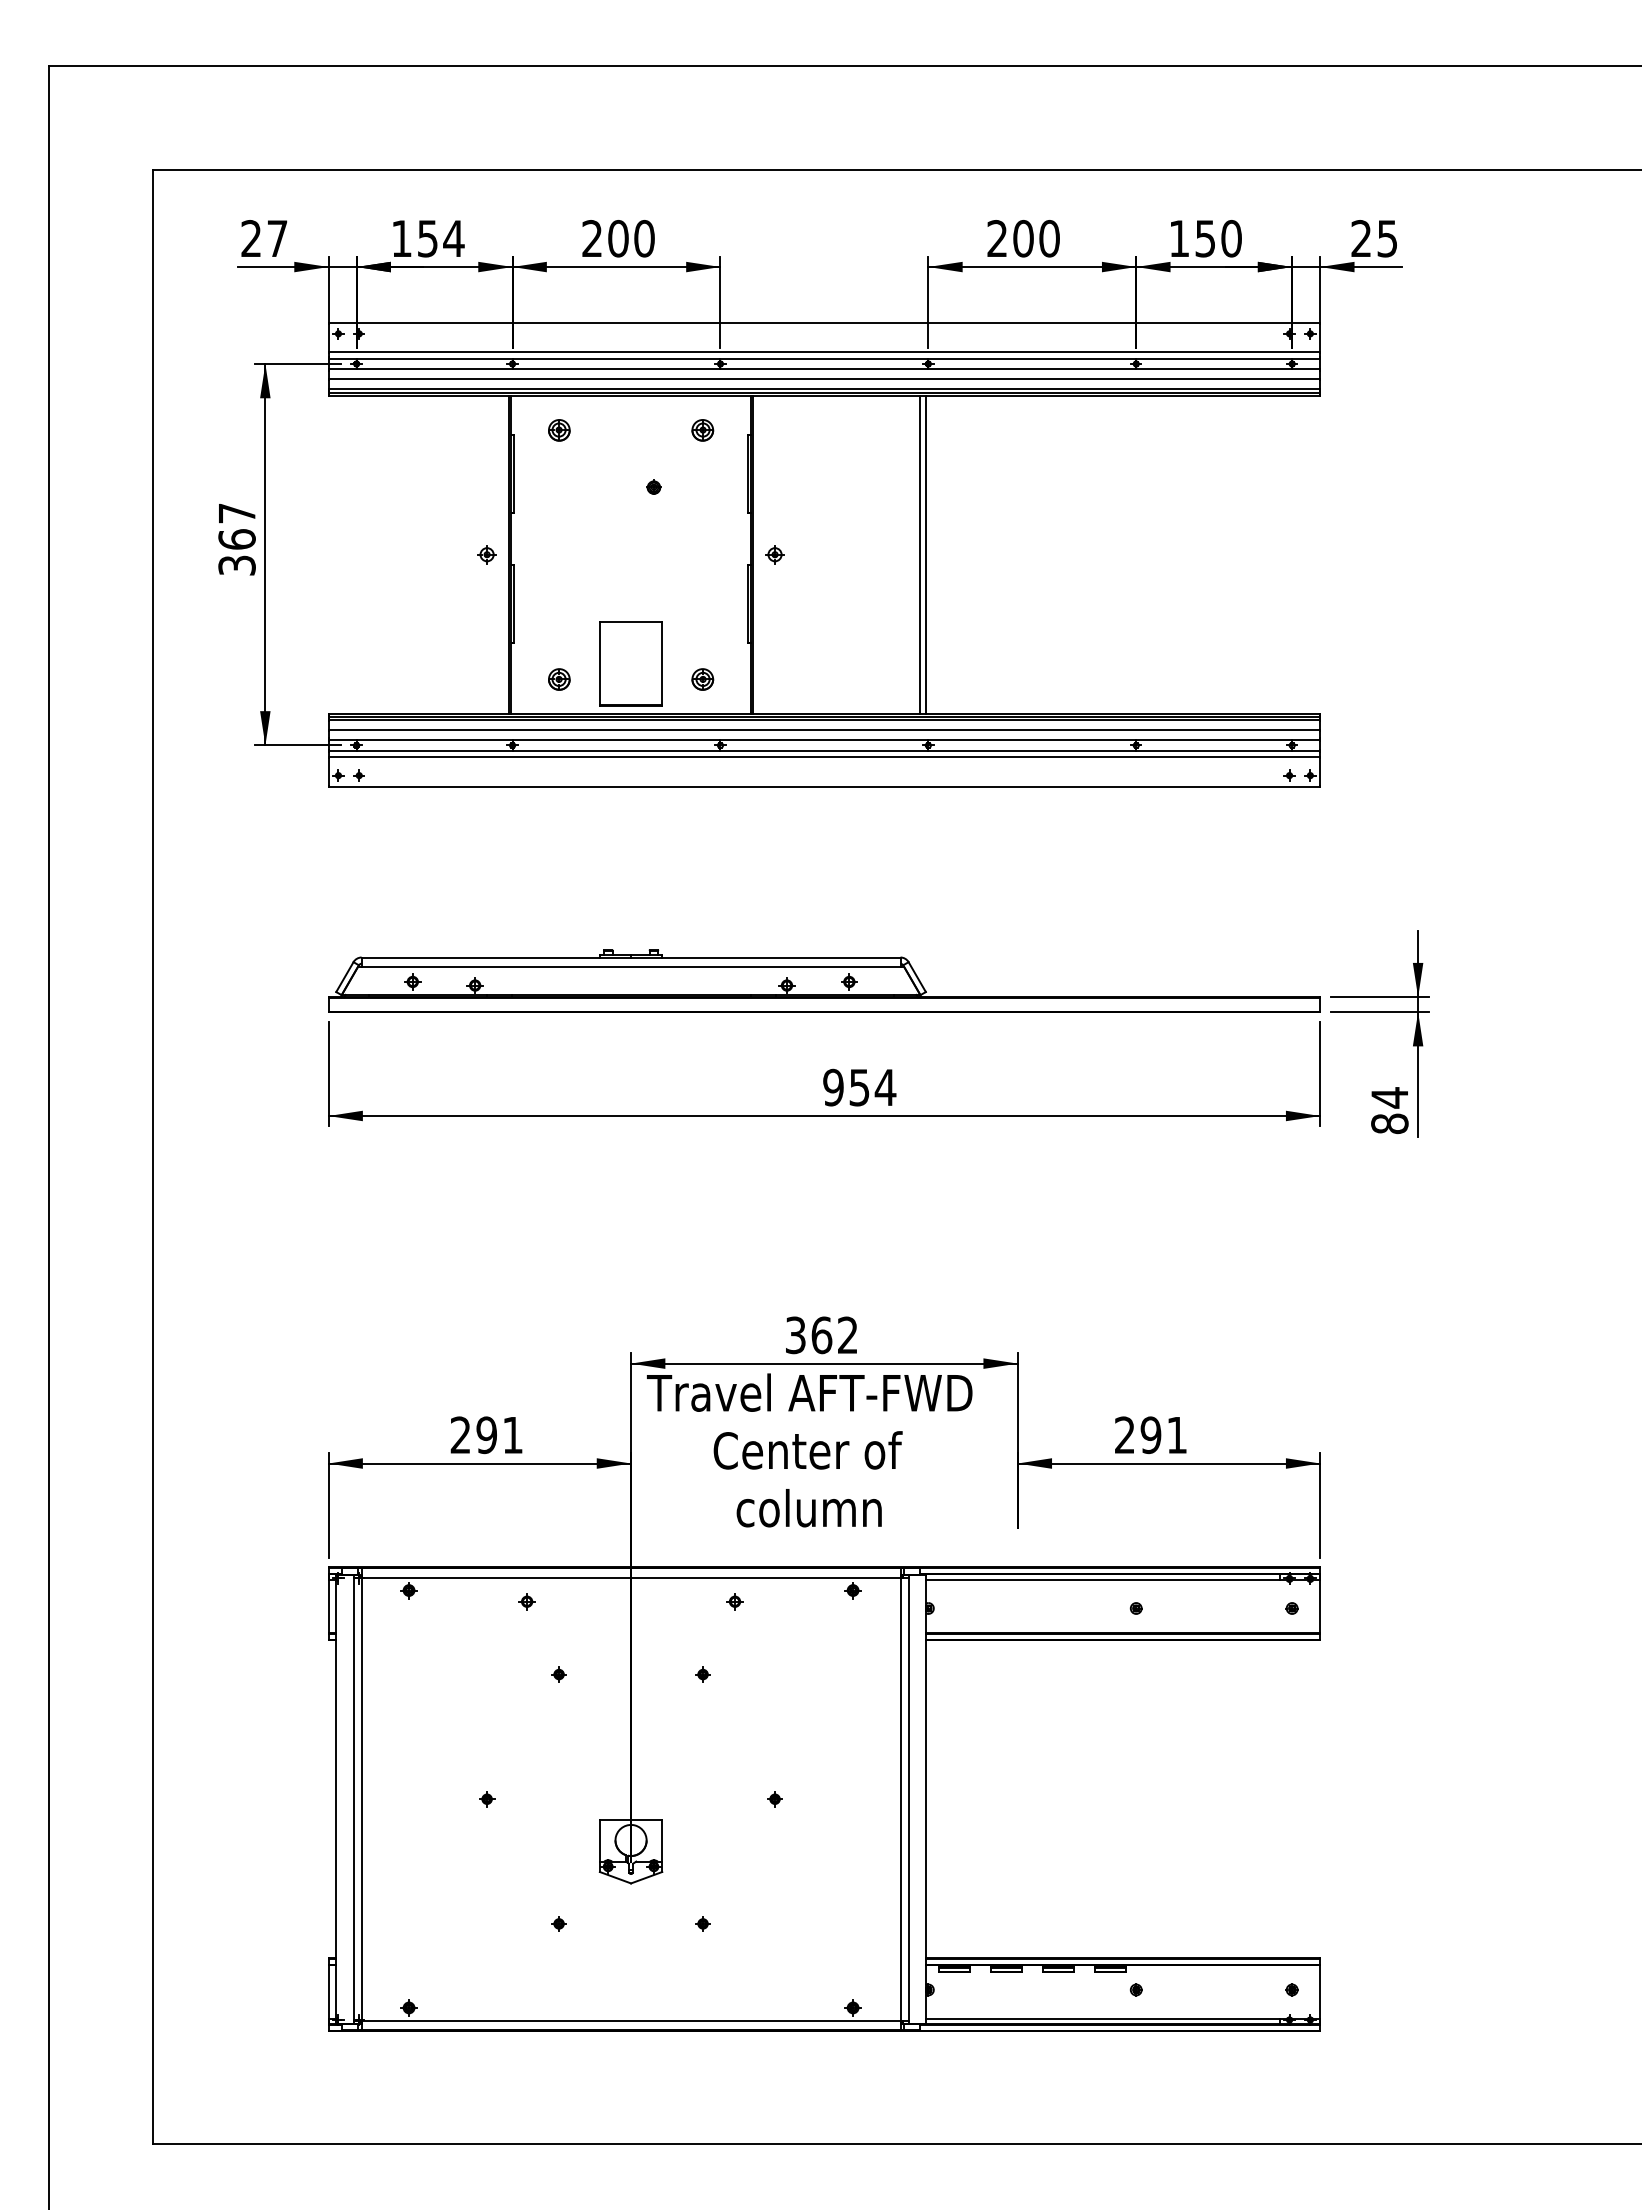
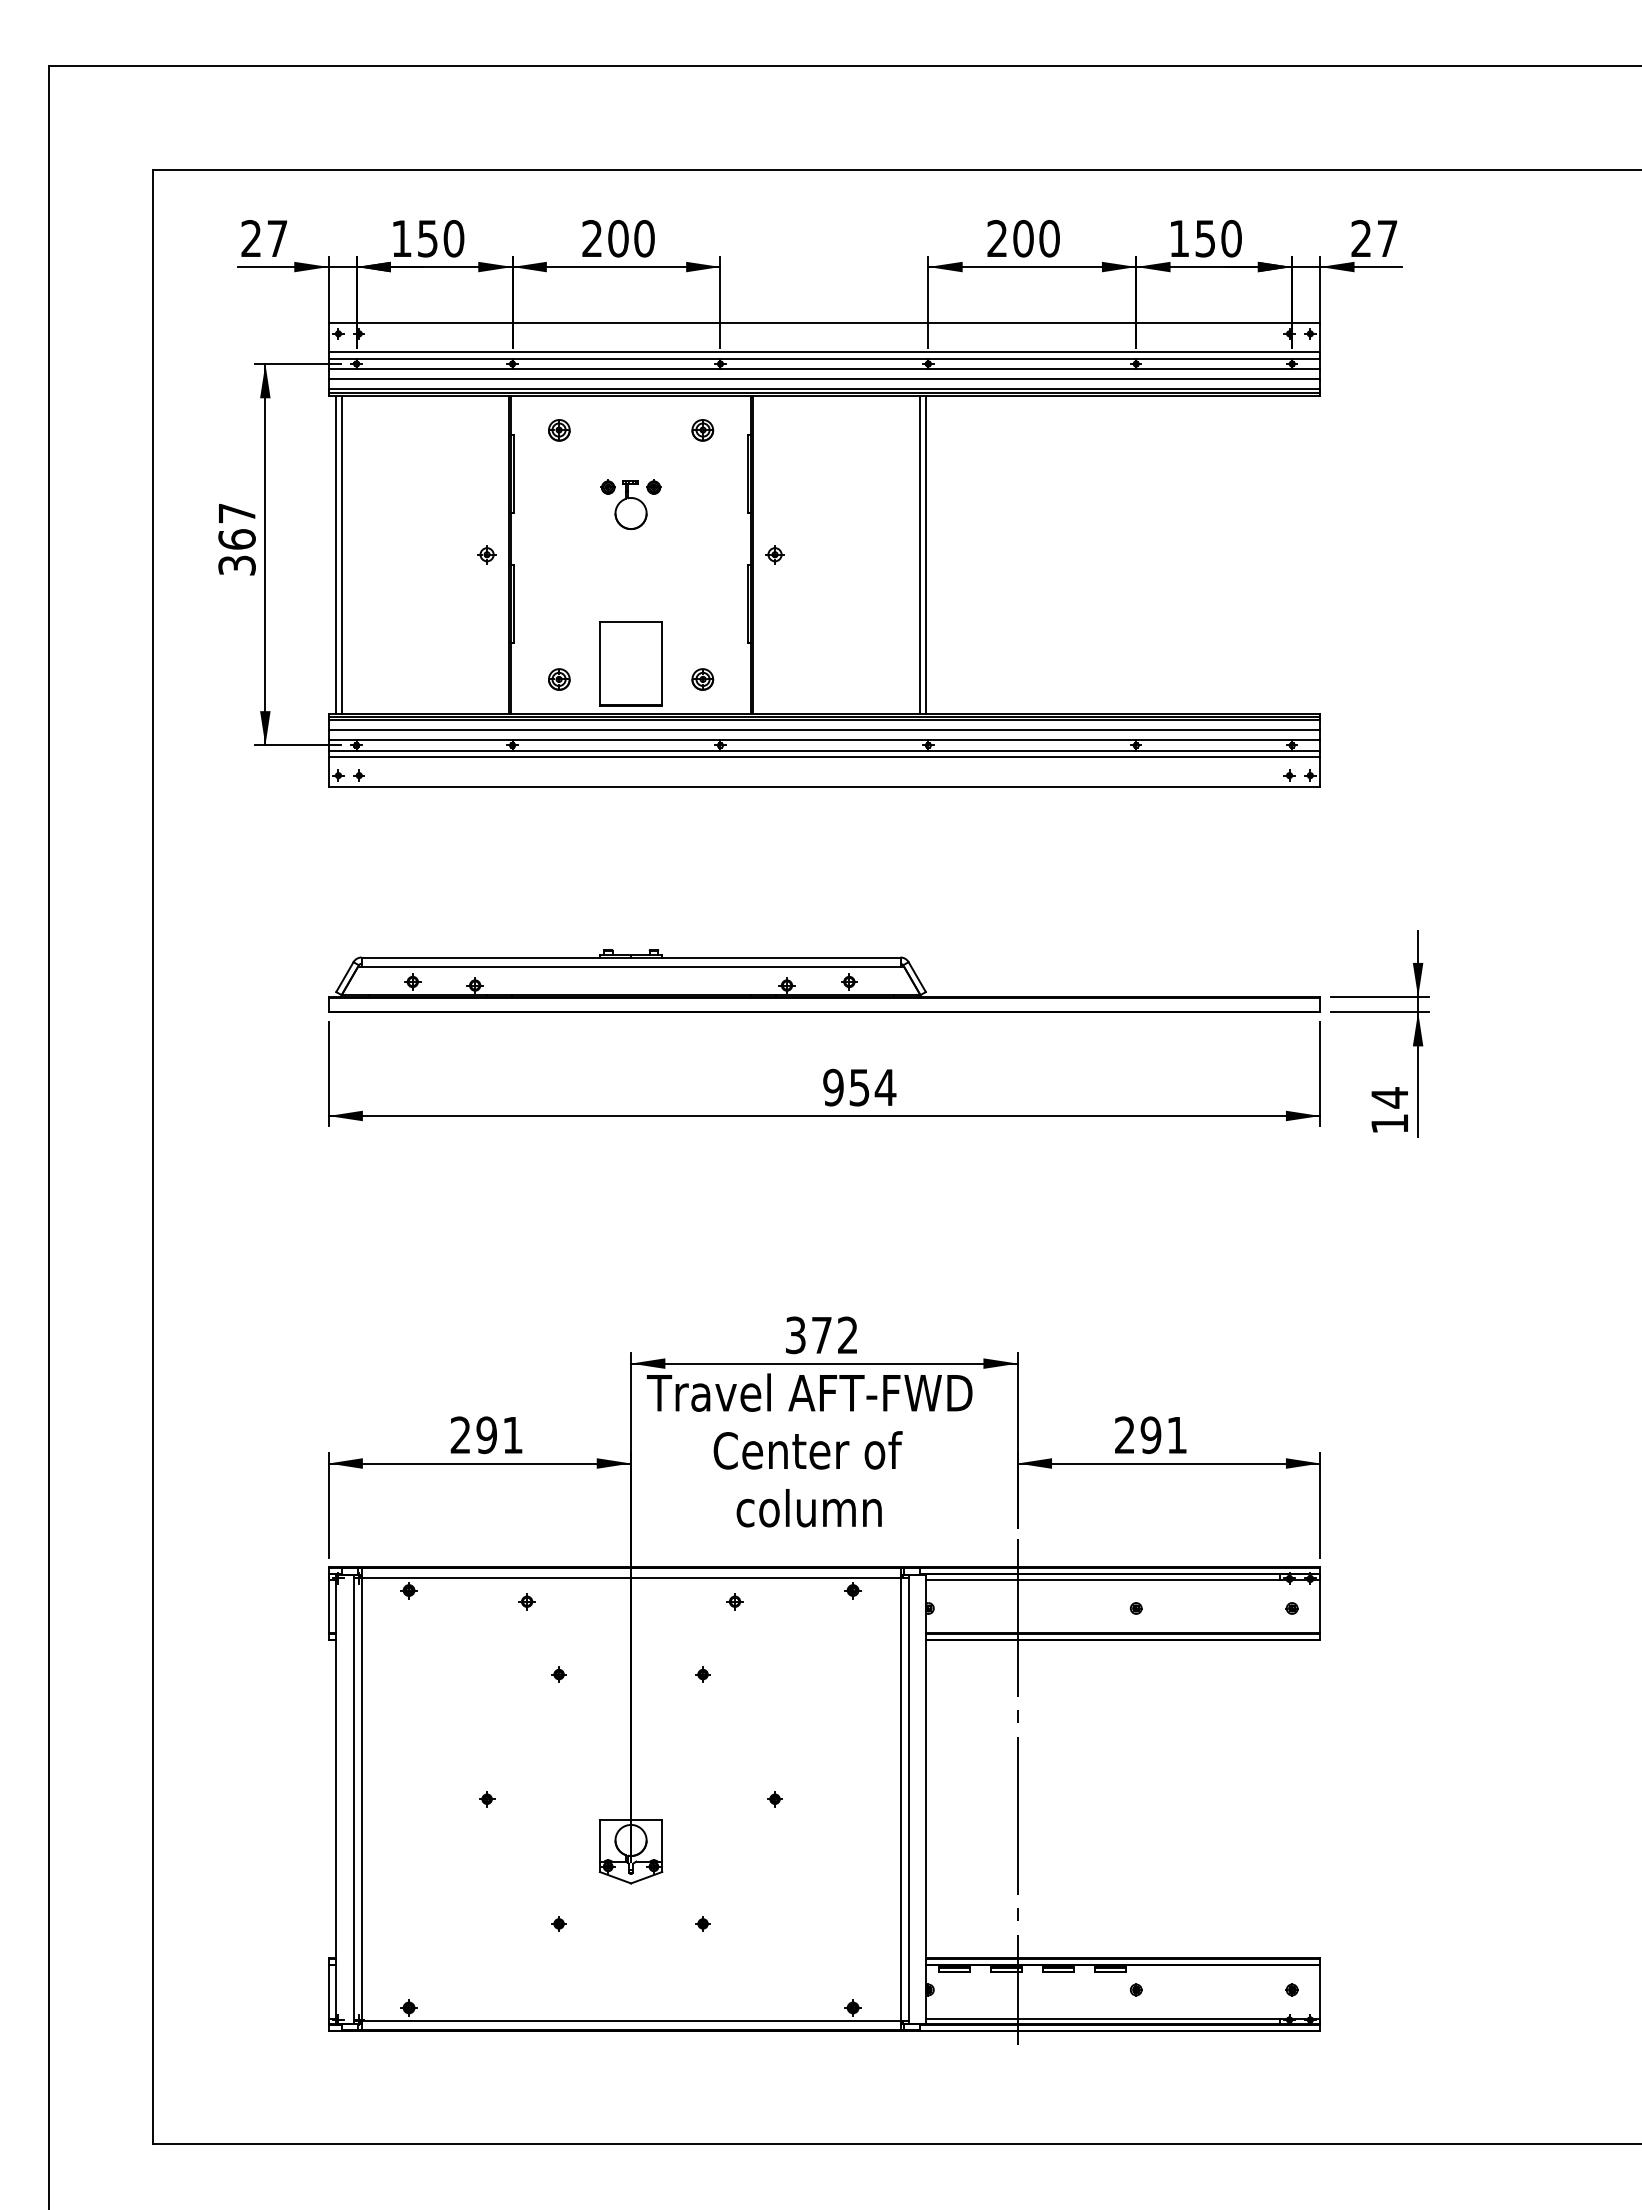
text: 154 -> 150 (453, 238)
text: 25 -> 27 (1387, 238)
part: none -> present (623, 504)
line: none -> present (336, 554)
line: none -> present (341, 554)
text: 84 -> 14 (1389, 1123)
text: 362 -> 372 (821, 1335)
line: none -> present (1017, 1791)
